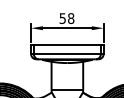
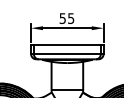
text: 58 -> 55 (71, 18)
